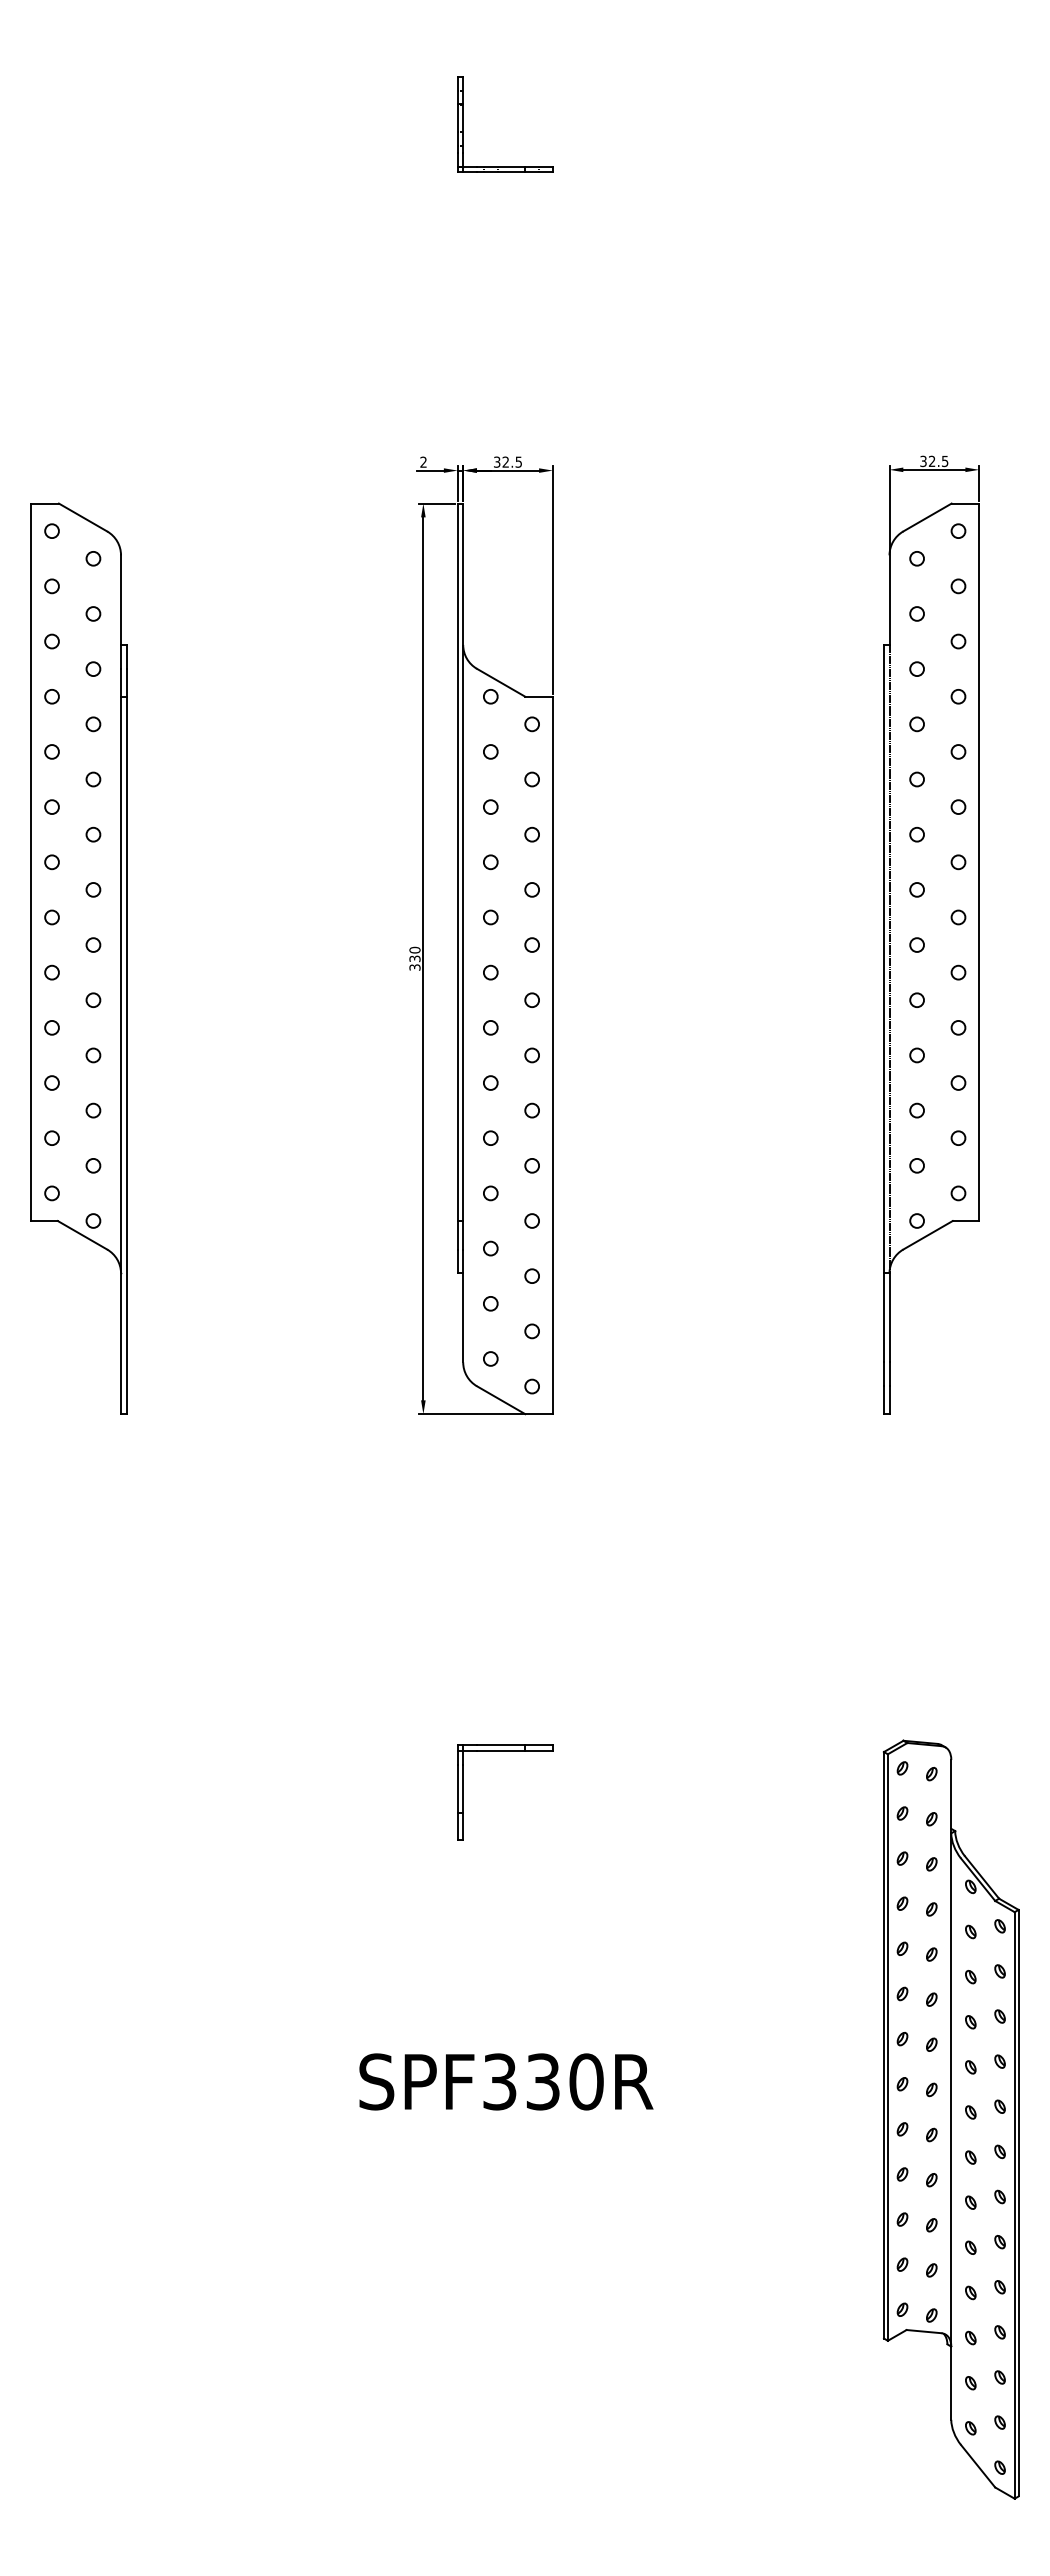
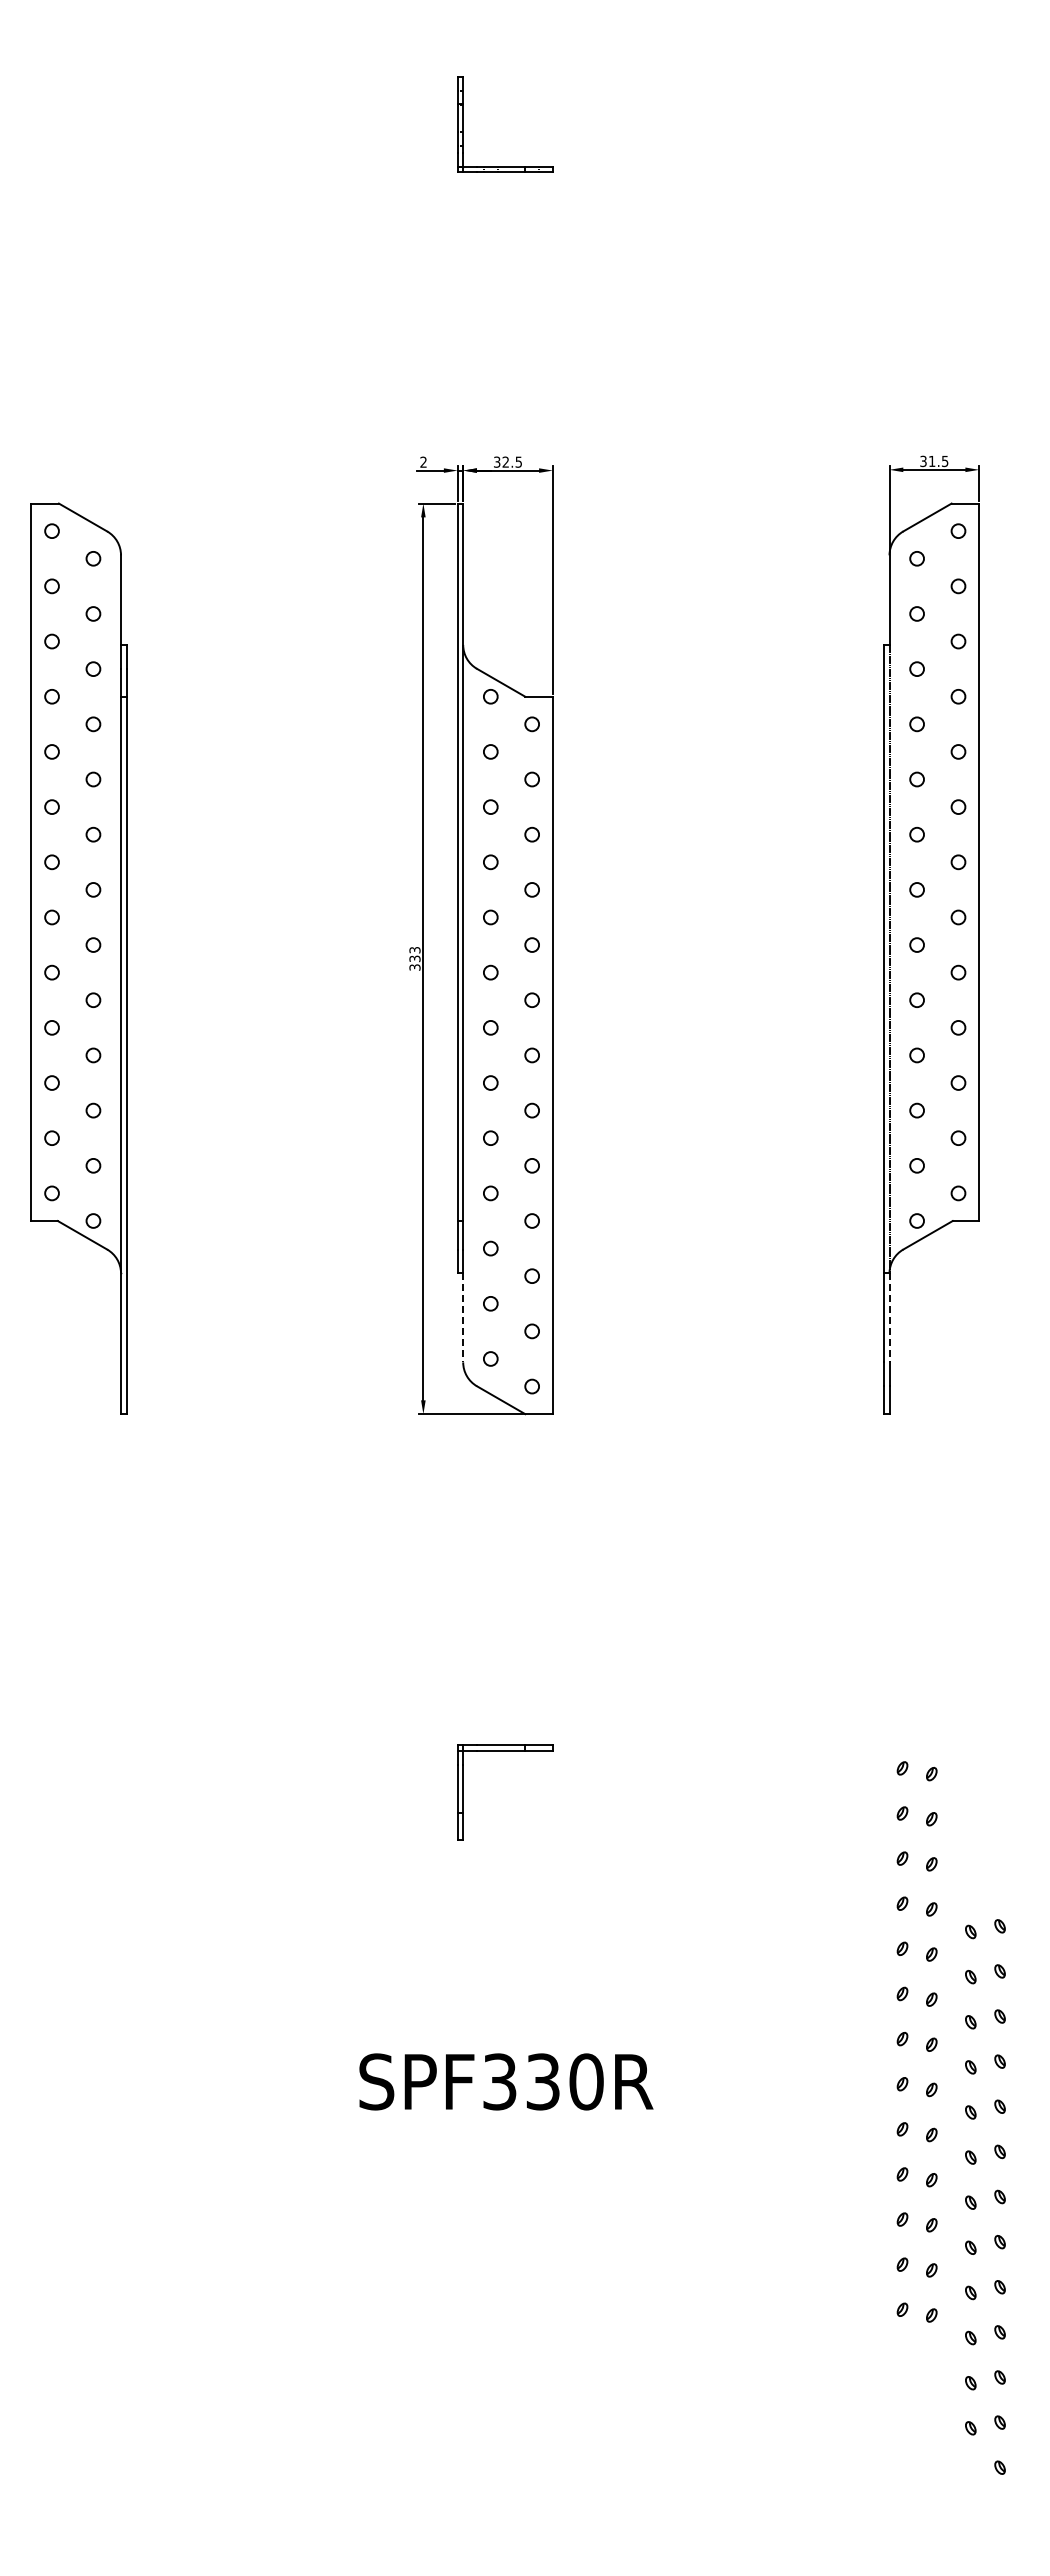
text: 32.5 -> 31.5 (931, 460)
text: 330 -> 333 (414, 949)
line: solid -> dashed (463, 1317)
line: solid -> dashed (889, 1317)
part: present -> none (951, 2119)
